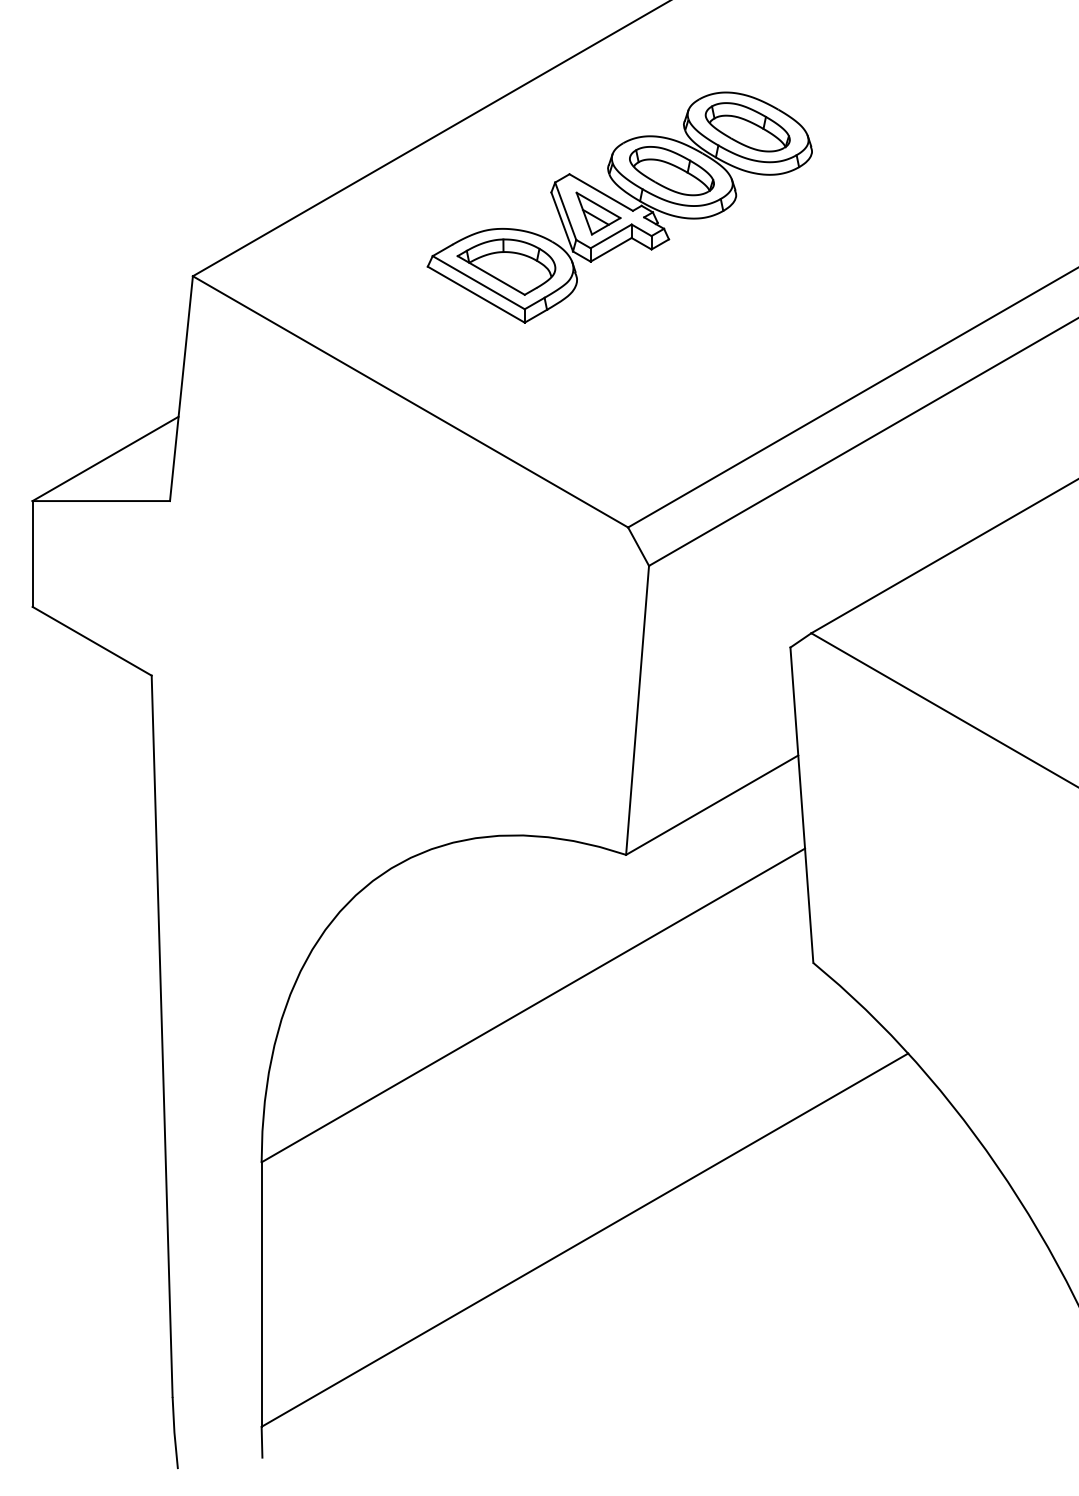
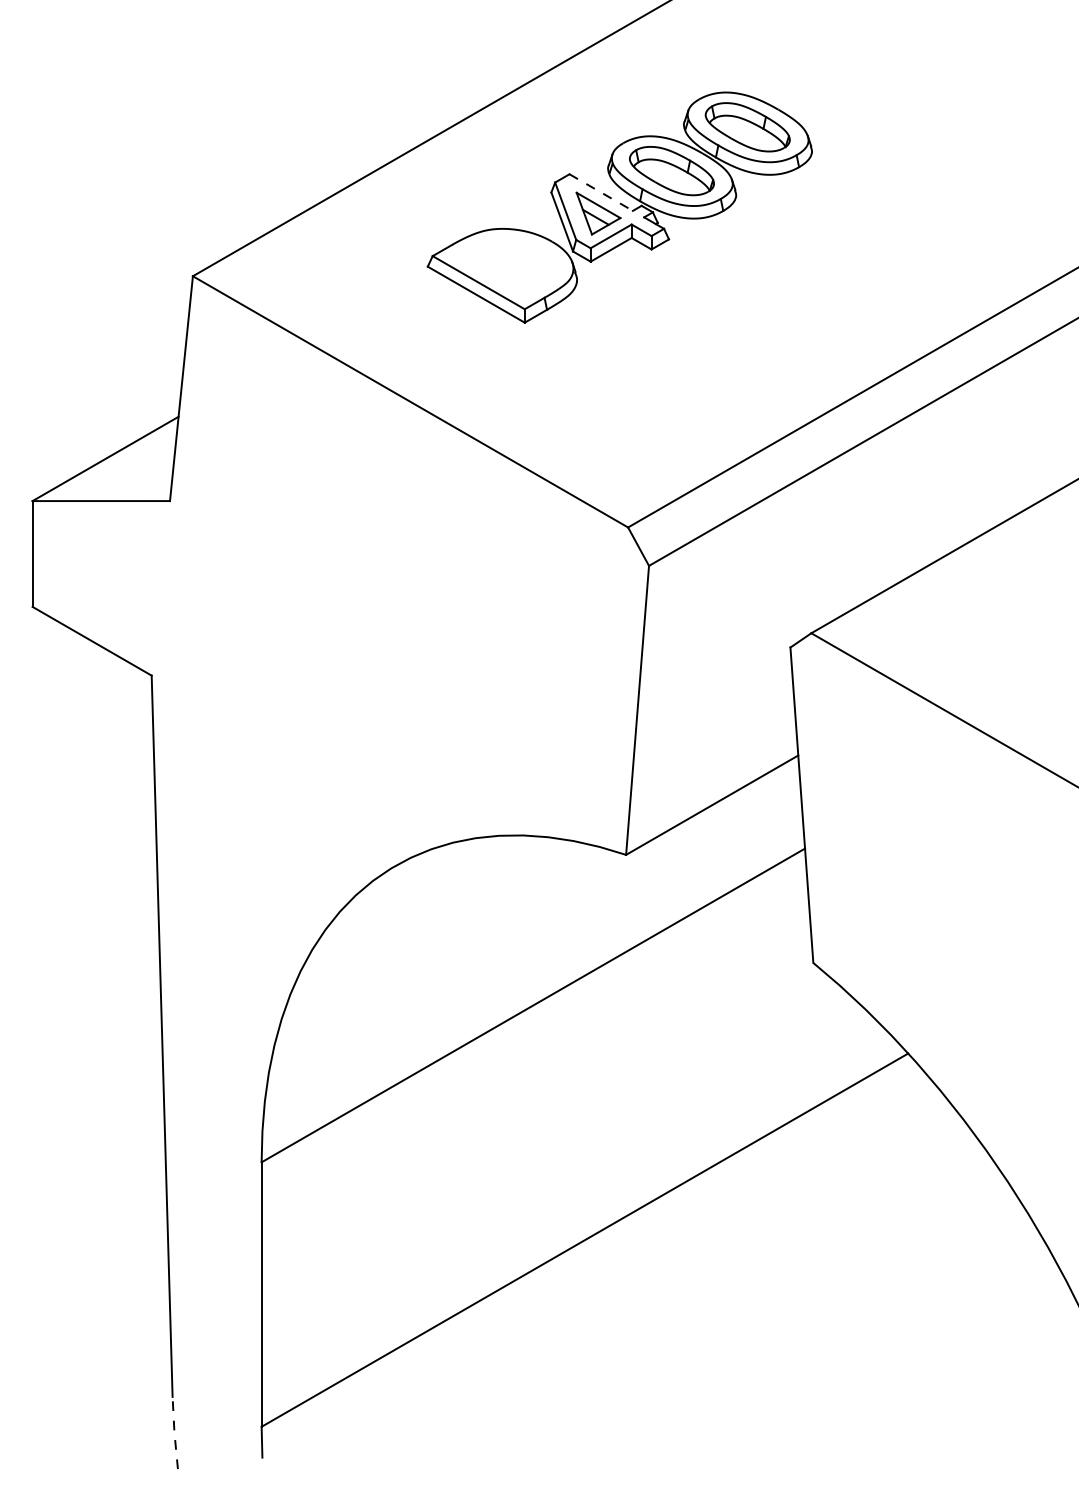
line: solid -> dashed (601, 192)
part: present -> none (506, 266)
line: solid -> dashed (174, 1432)
